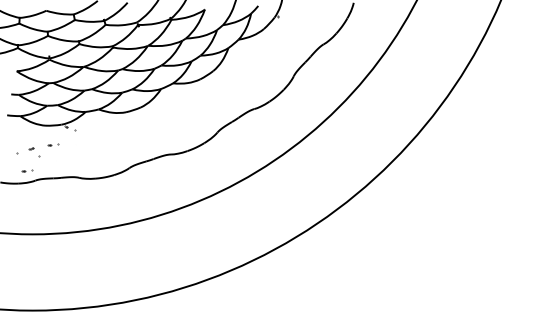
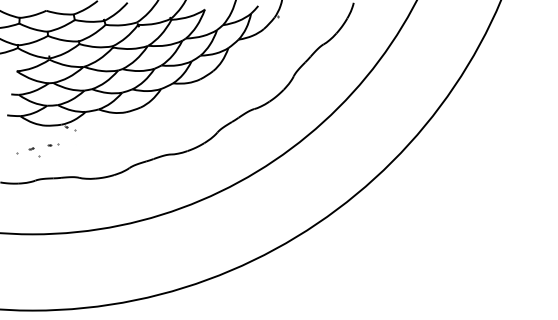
part: present -> none (27, 170)
